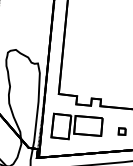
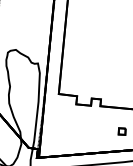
part: present -> none (76, 126)
